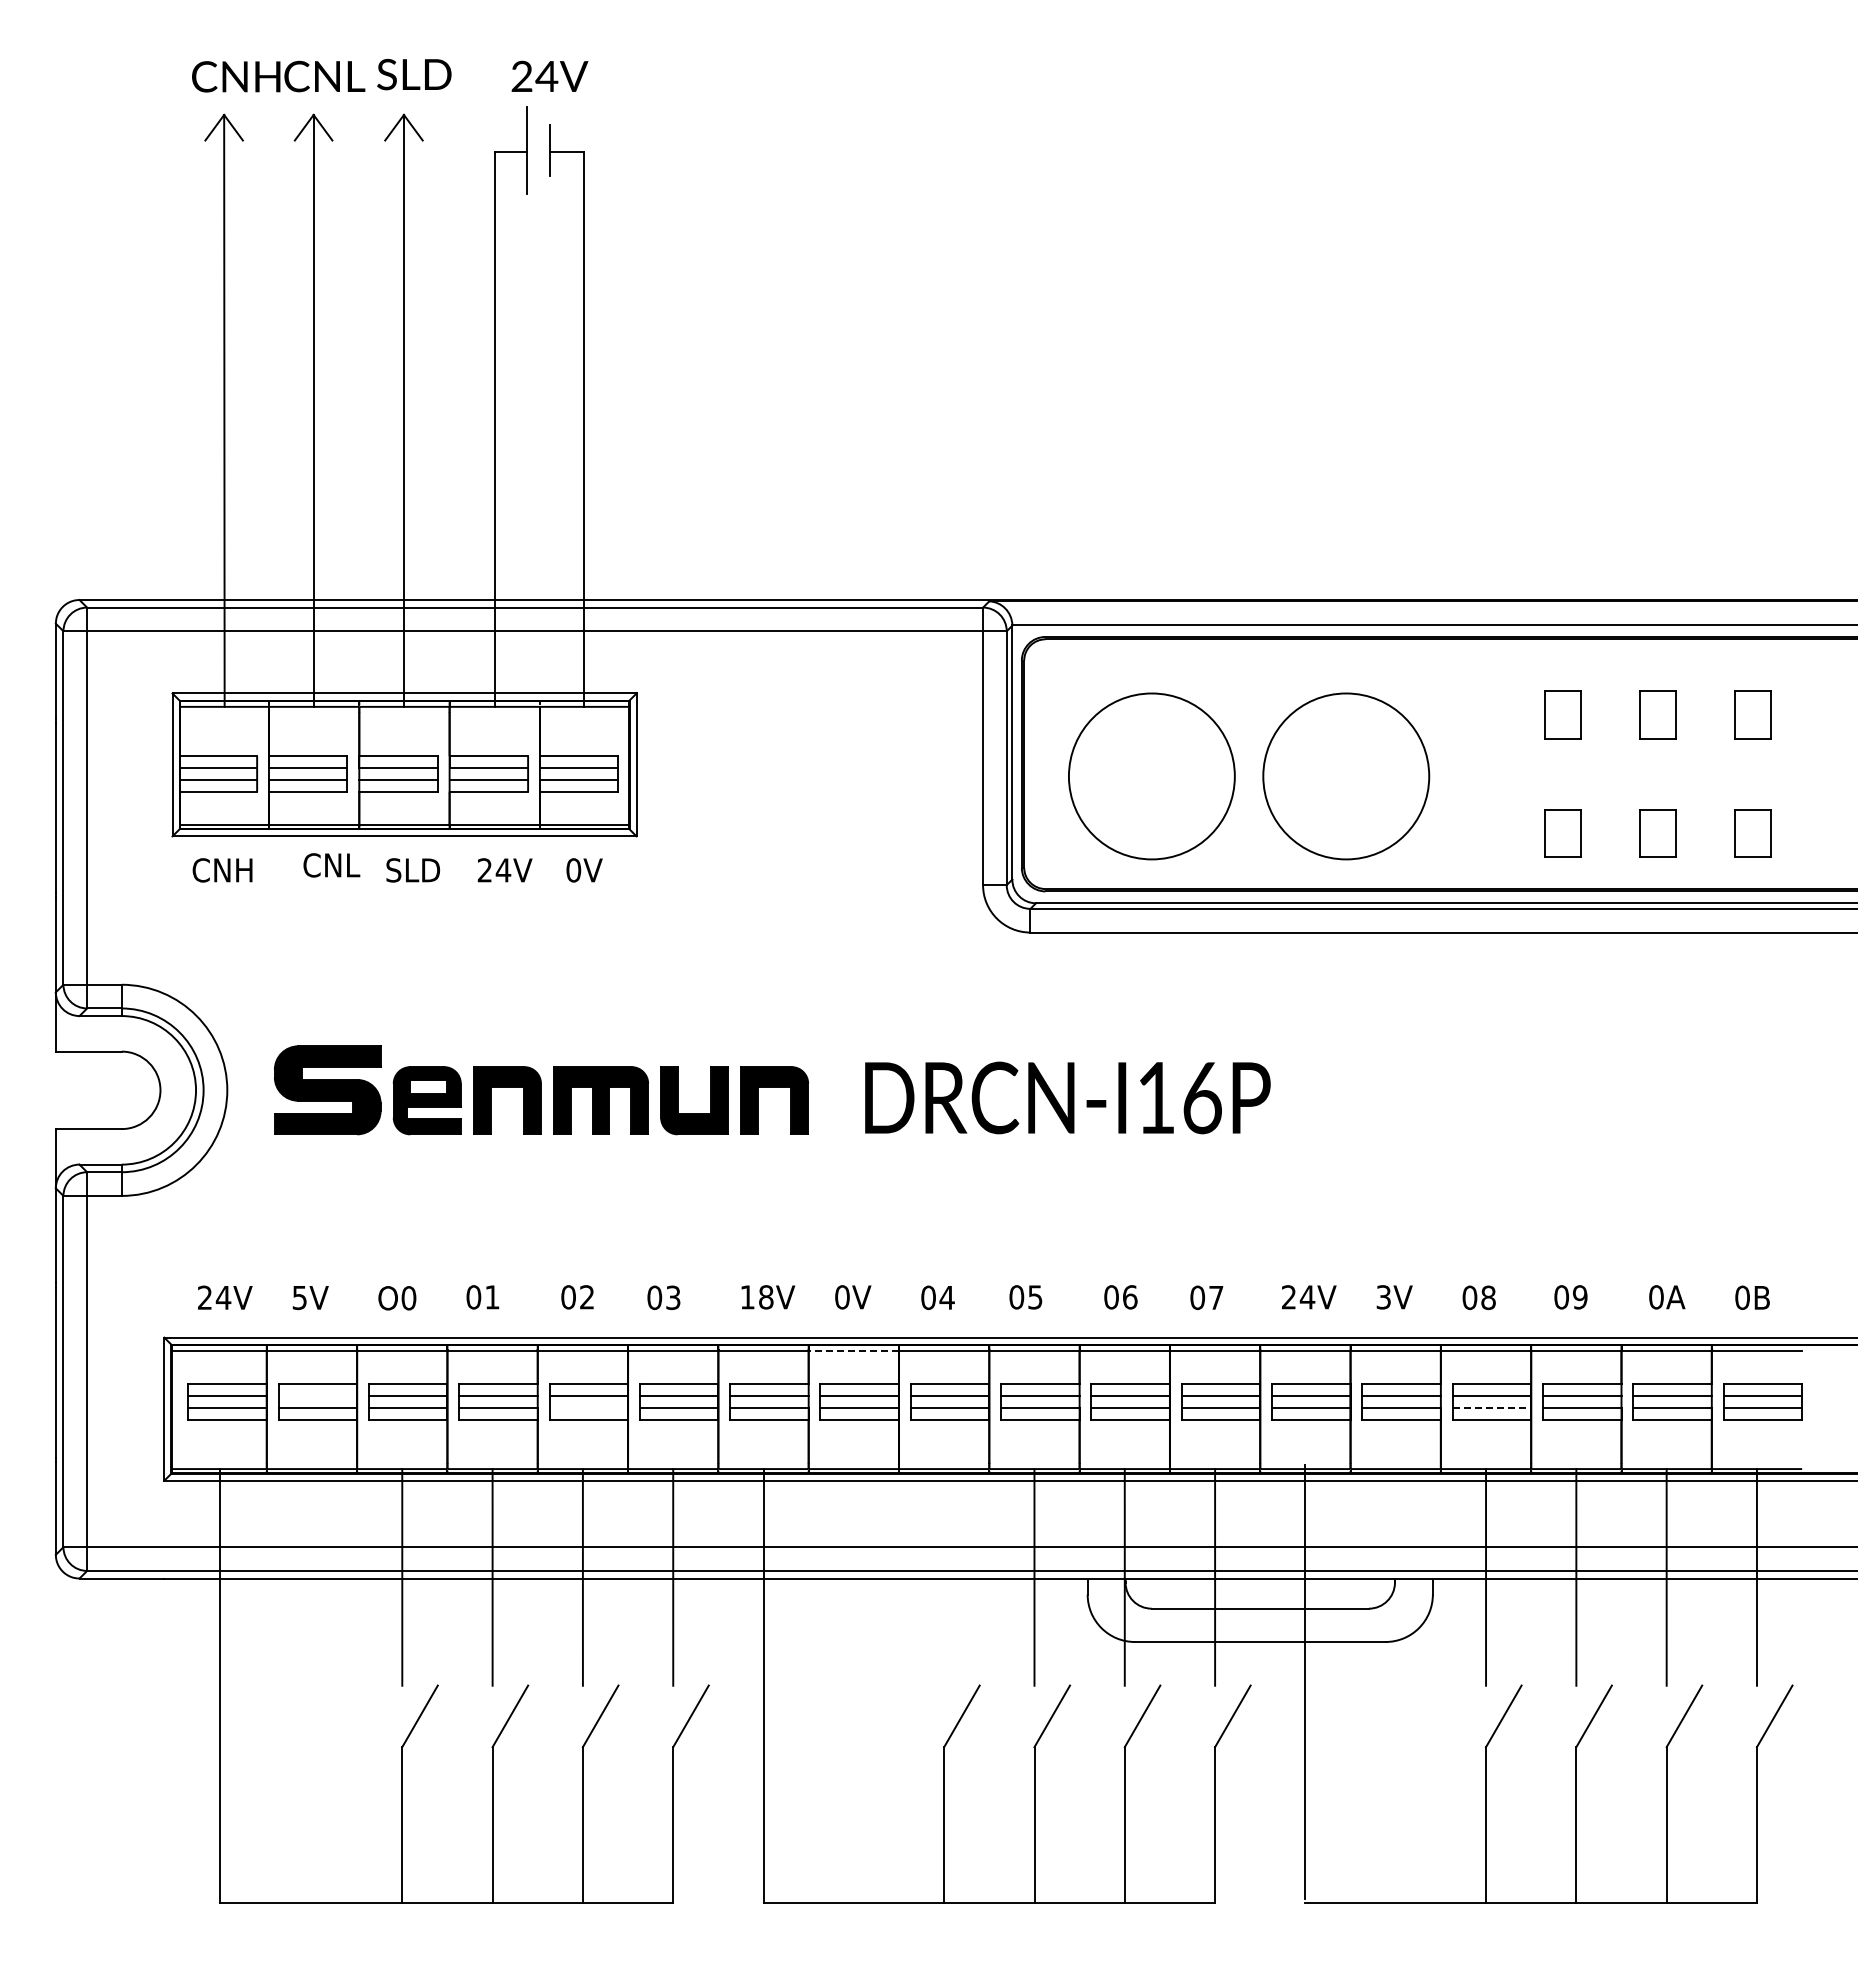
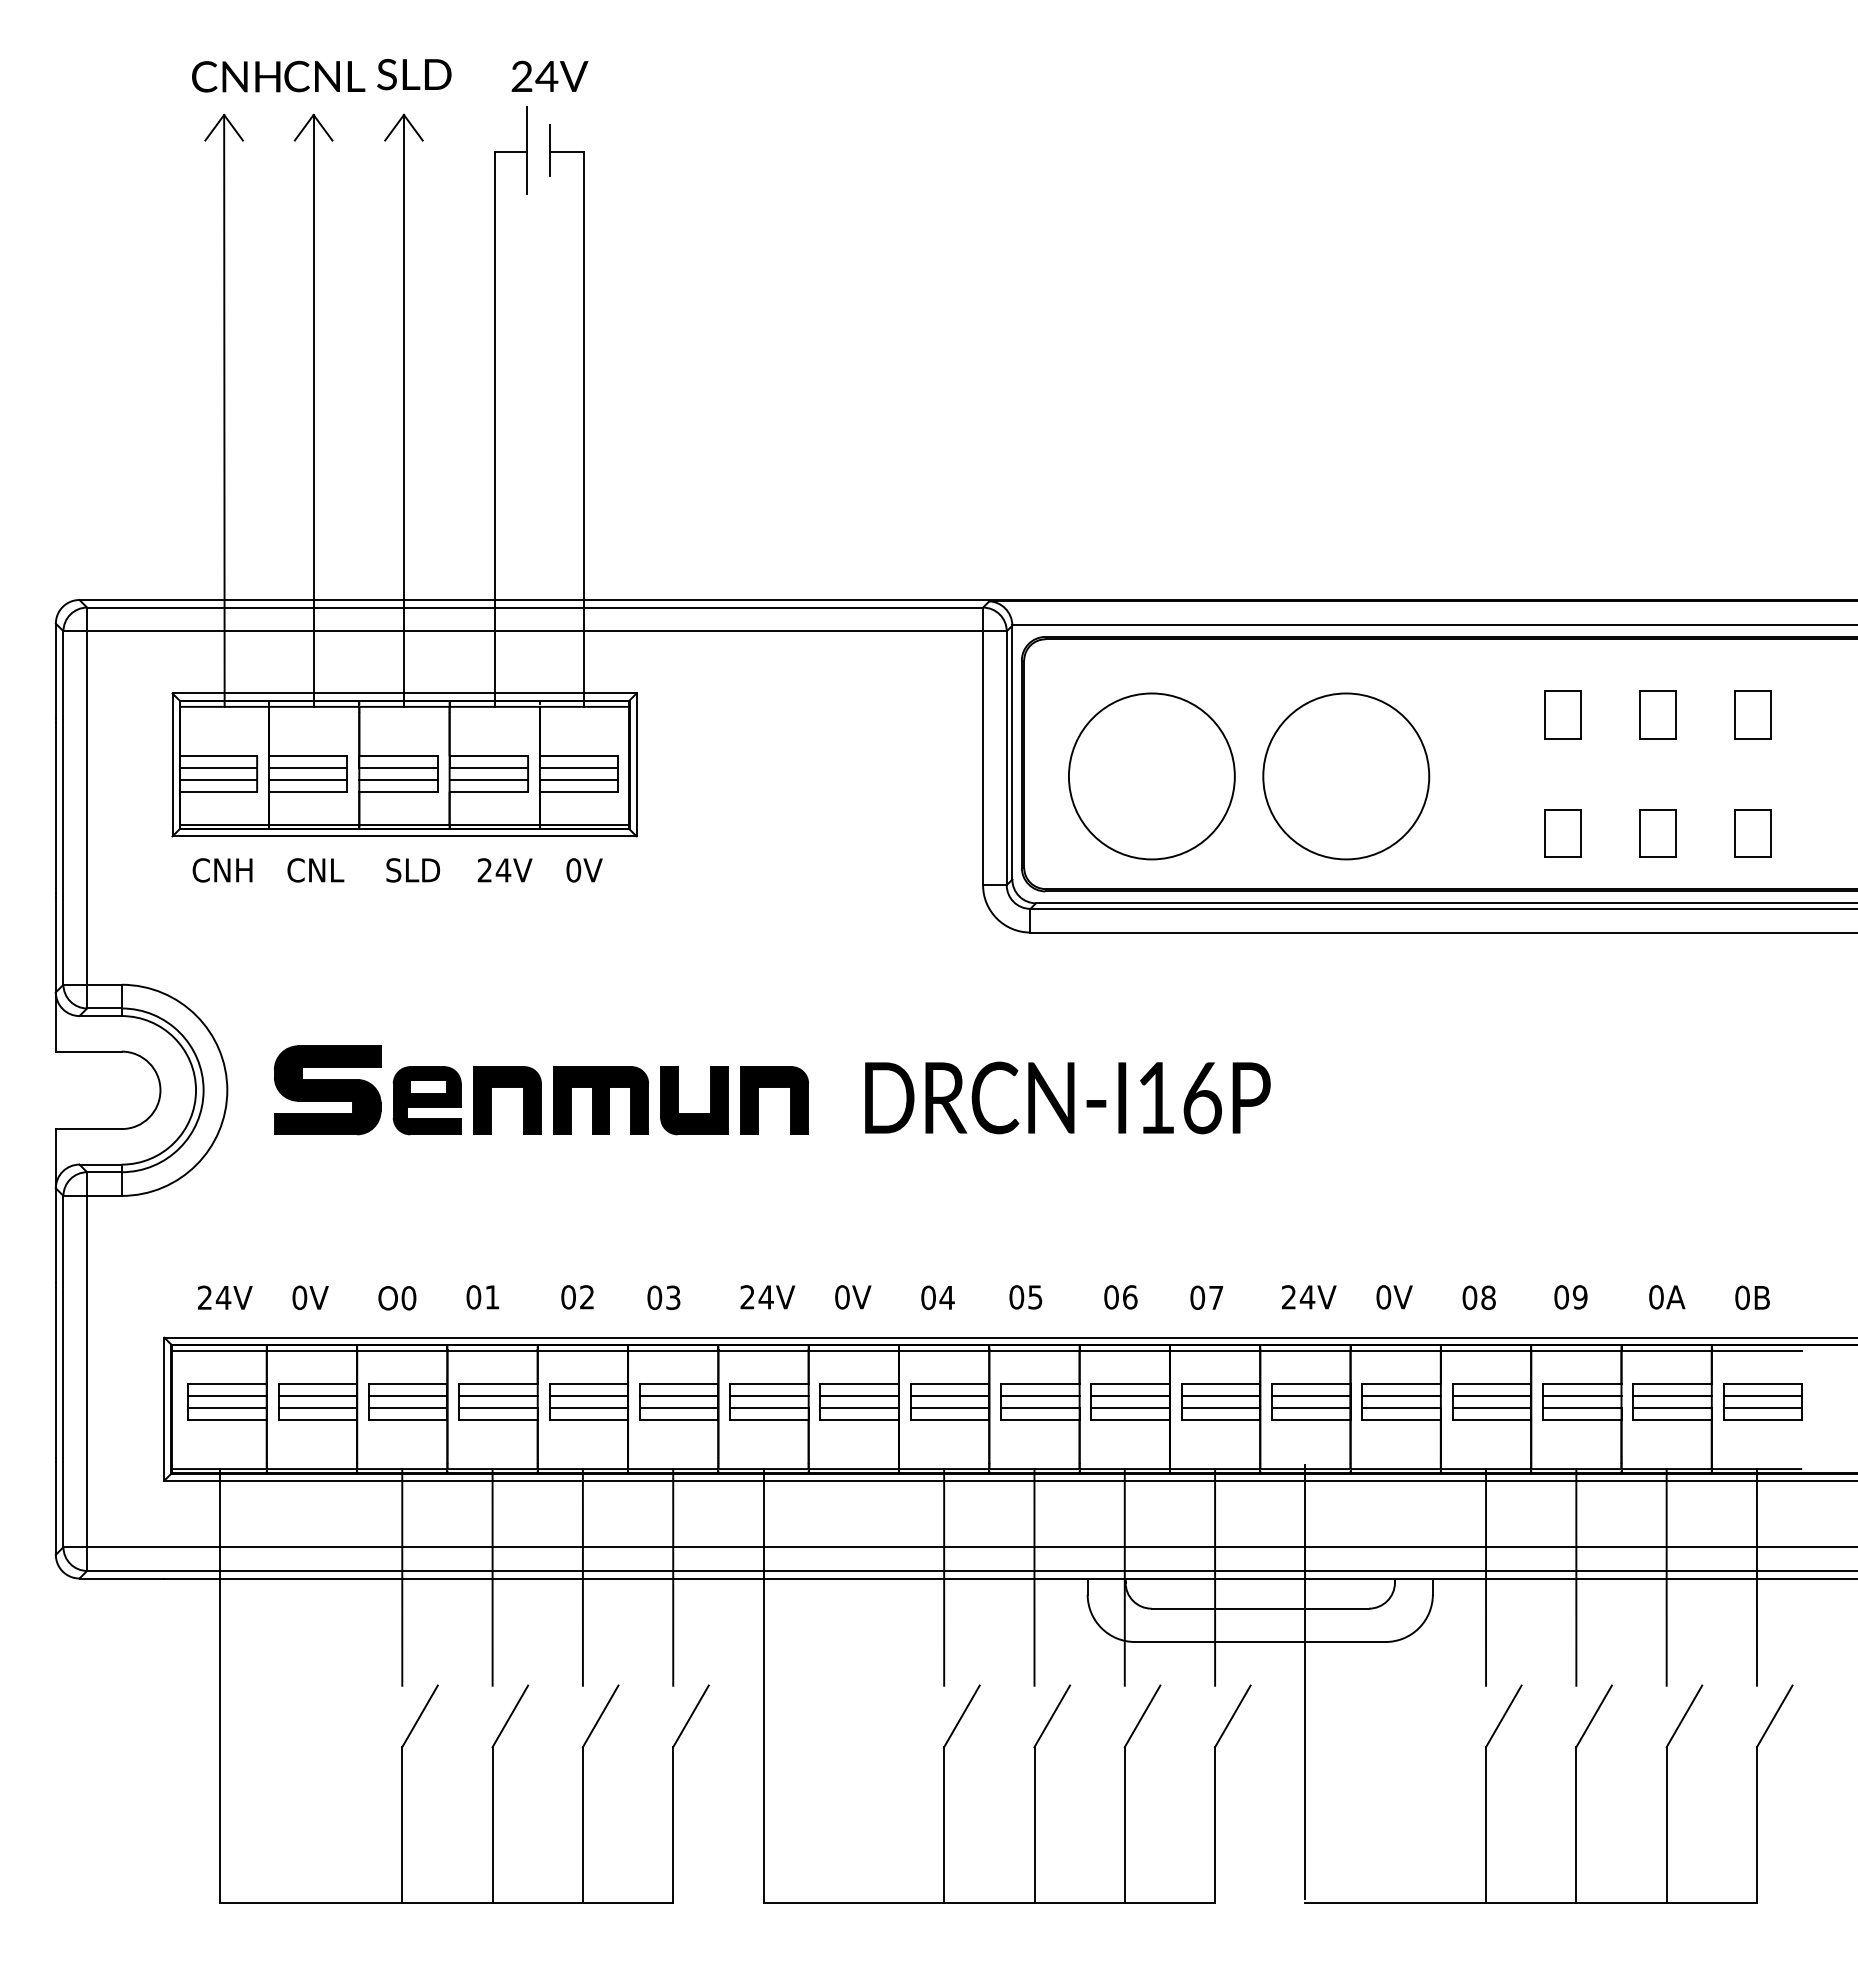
text position: (331, 865) -> (315, 870) (315, 870)
text: 5V -> 0V (299, 1297)
text: 18V -> 24V (756, 1297)
text: 3V -> 0V (1383, 1297)
line: dashed -> solid (853, 1350)
line: none -> present (317, 1396)
line: none -> present (588, 1407)
line: dashed -> solid (1492, 1407)
line: none -> present (944, 1577)
